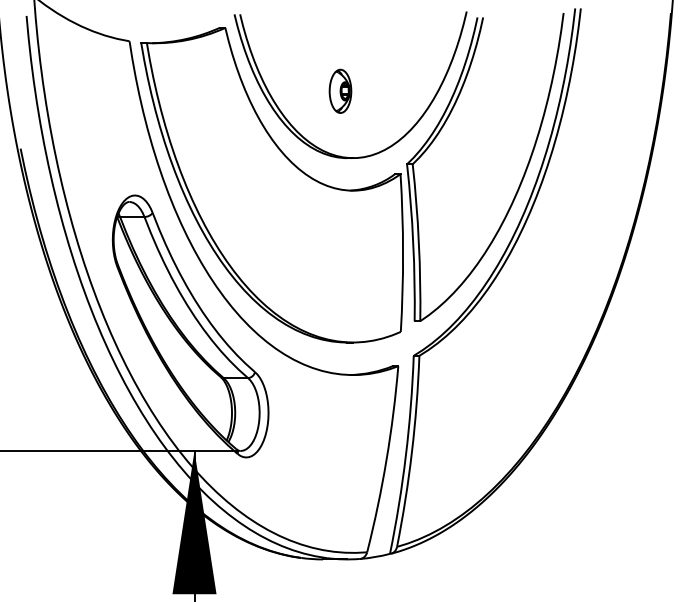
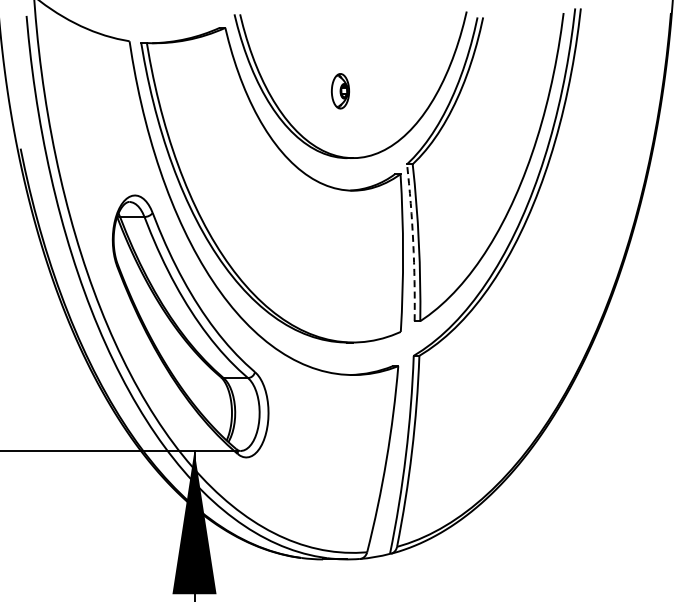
part size: 25x46 px -> 19x37 px (340, 91)
arc: solid -> dashed (413, 242)
